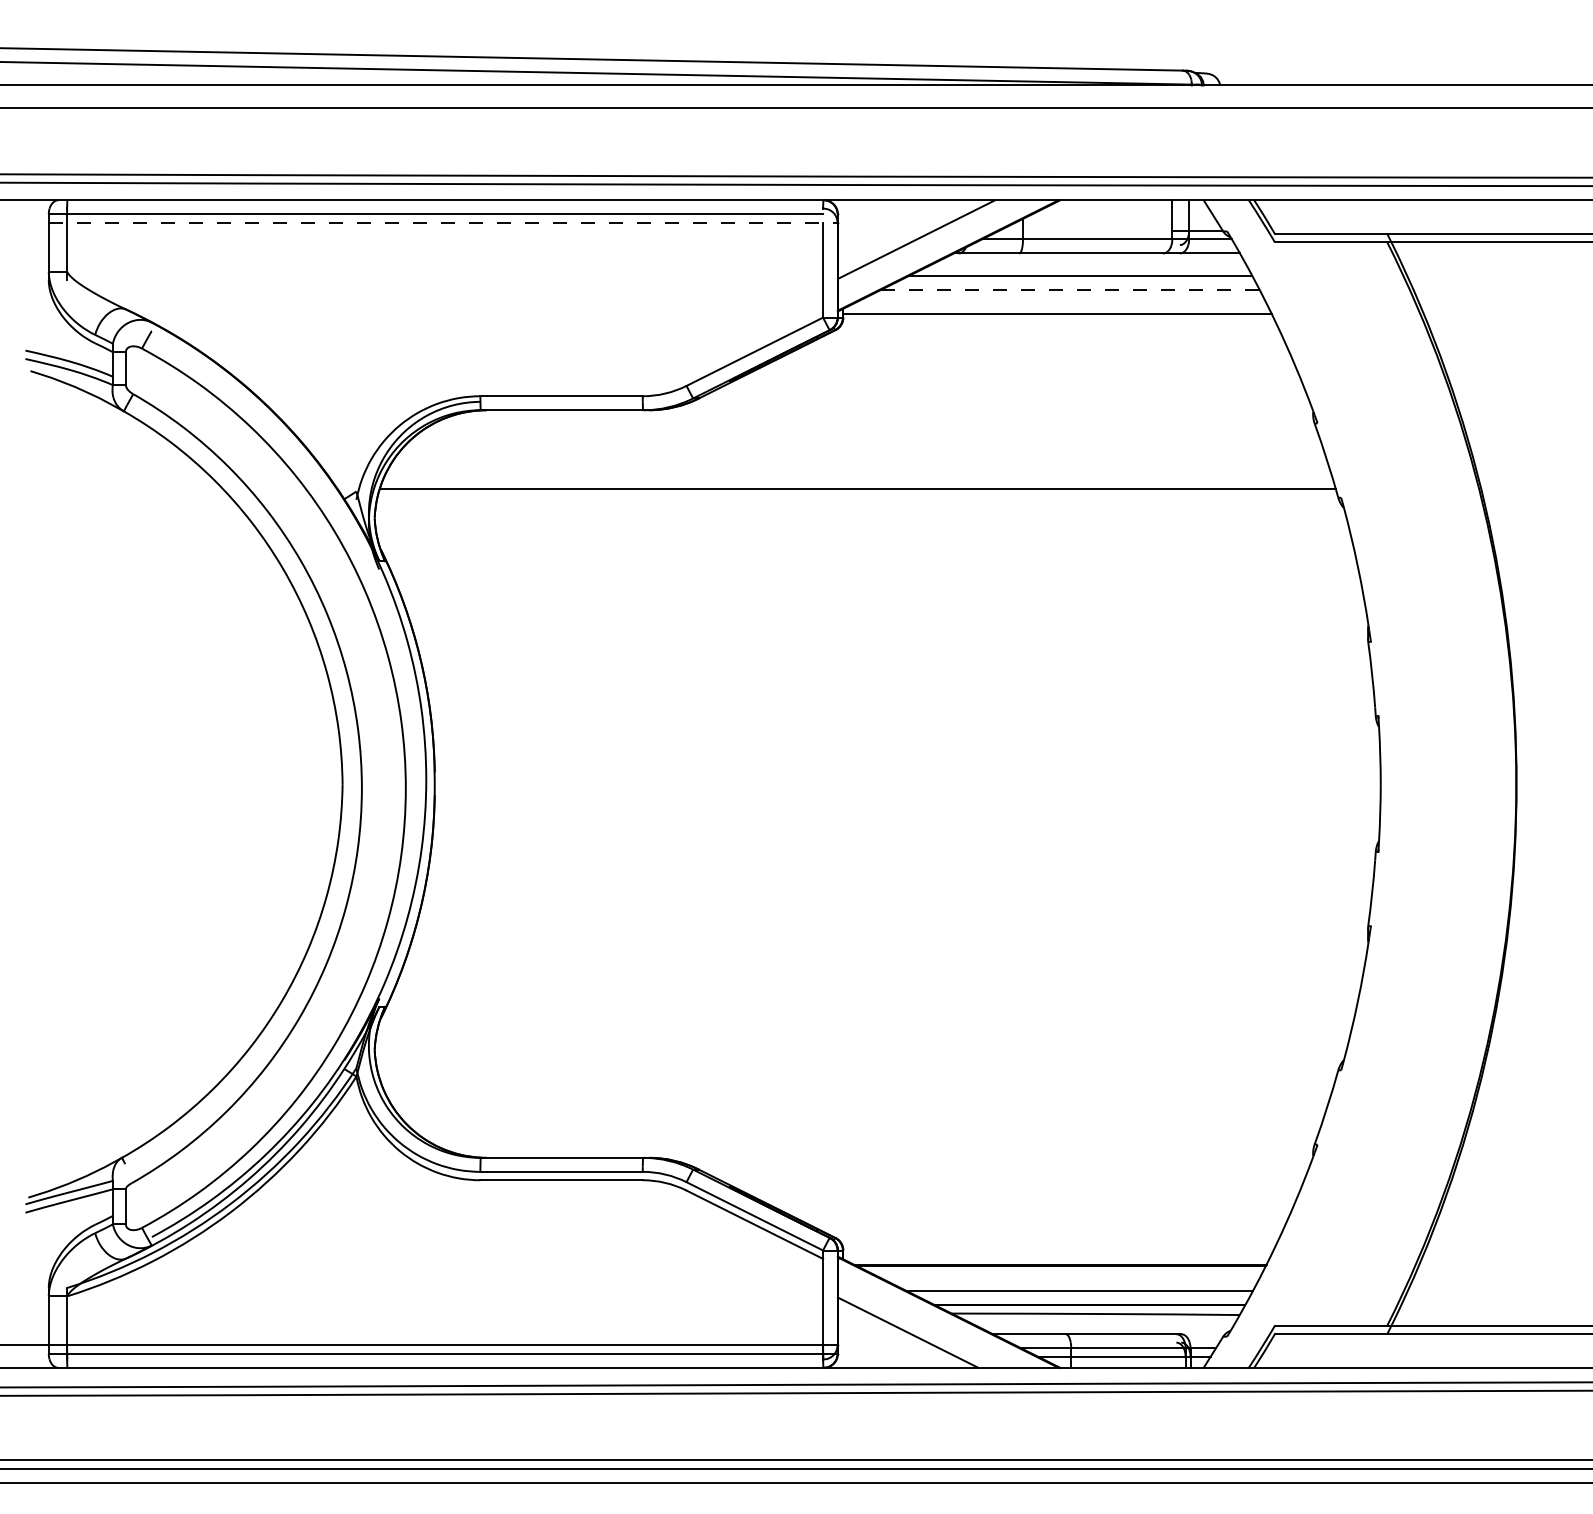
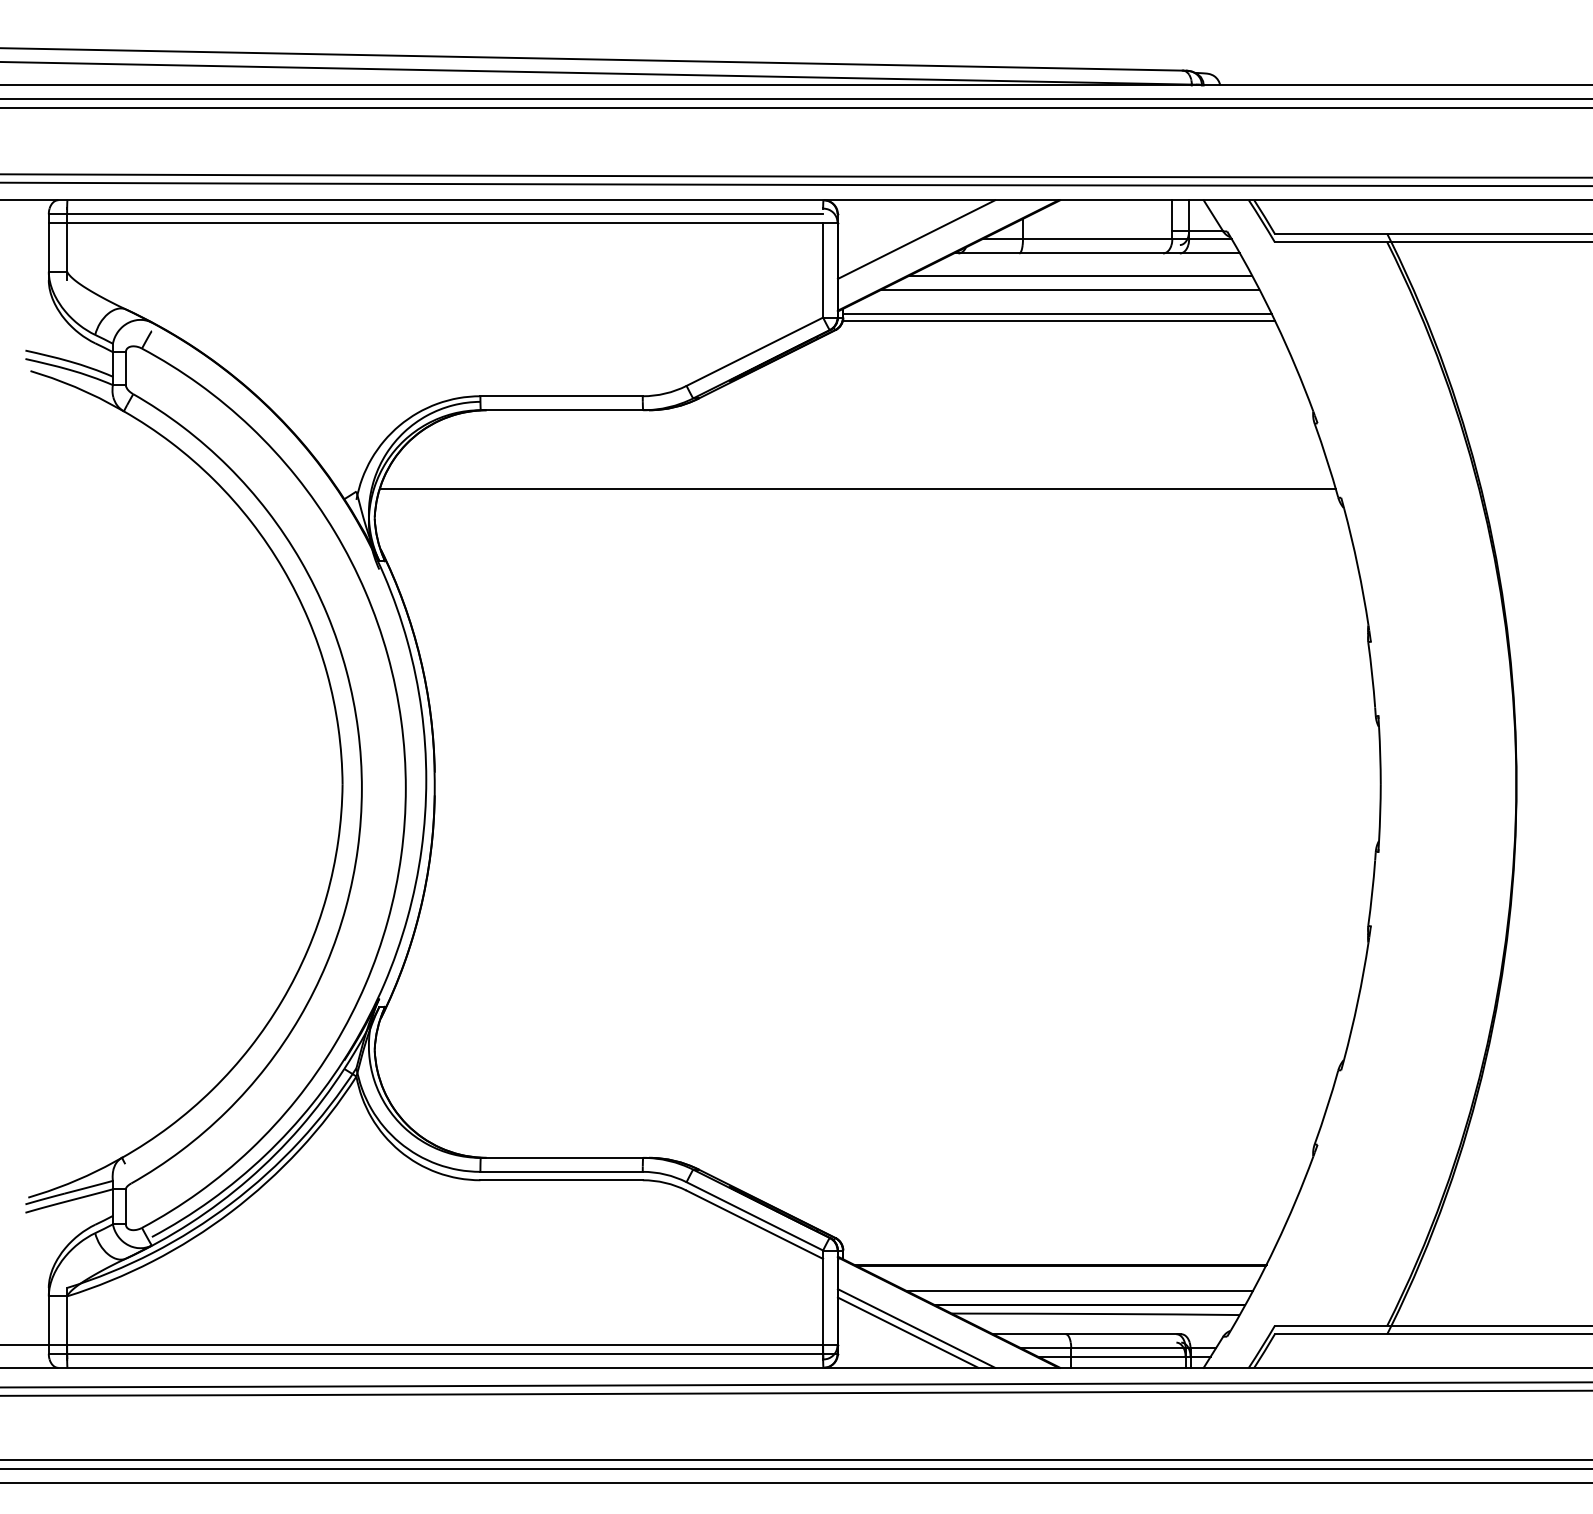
line: none -> present (795, 99)
line: dashed -> solid (443, 222)
line: dashed -> solid (1070, 289)
line: none -> present (1058, 321)
line: none -> present (916, 1328)
